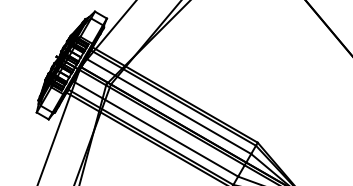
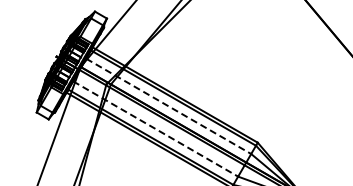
line: solid -> dashed (169, 106)
line: solid -> dashed (156, 129)
